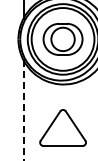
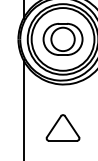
line: dashed -> solid (23, 110)
part size: 48x38 px -> 36x28 px (62, 127)
